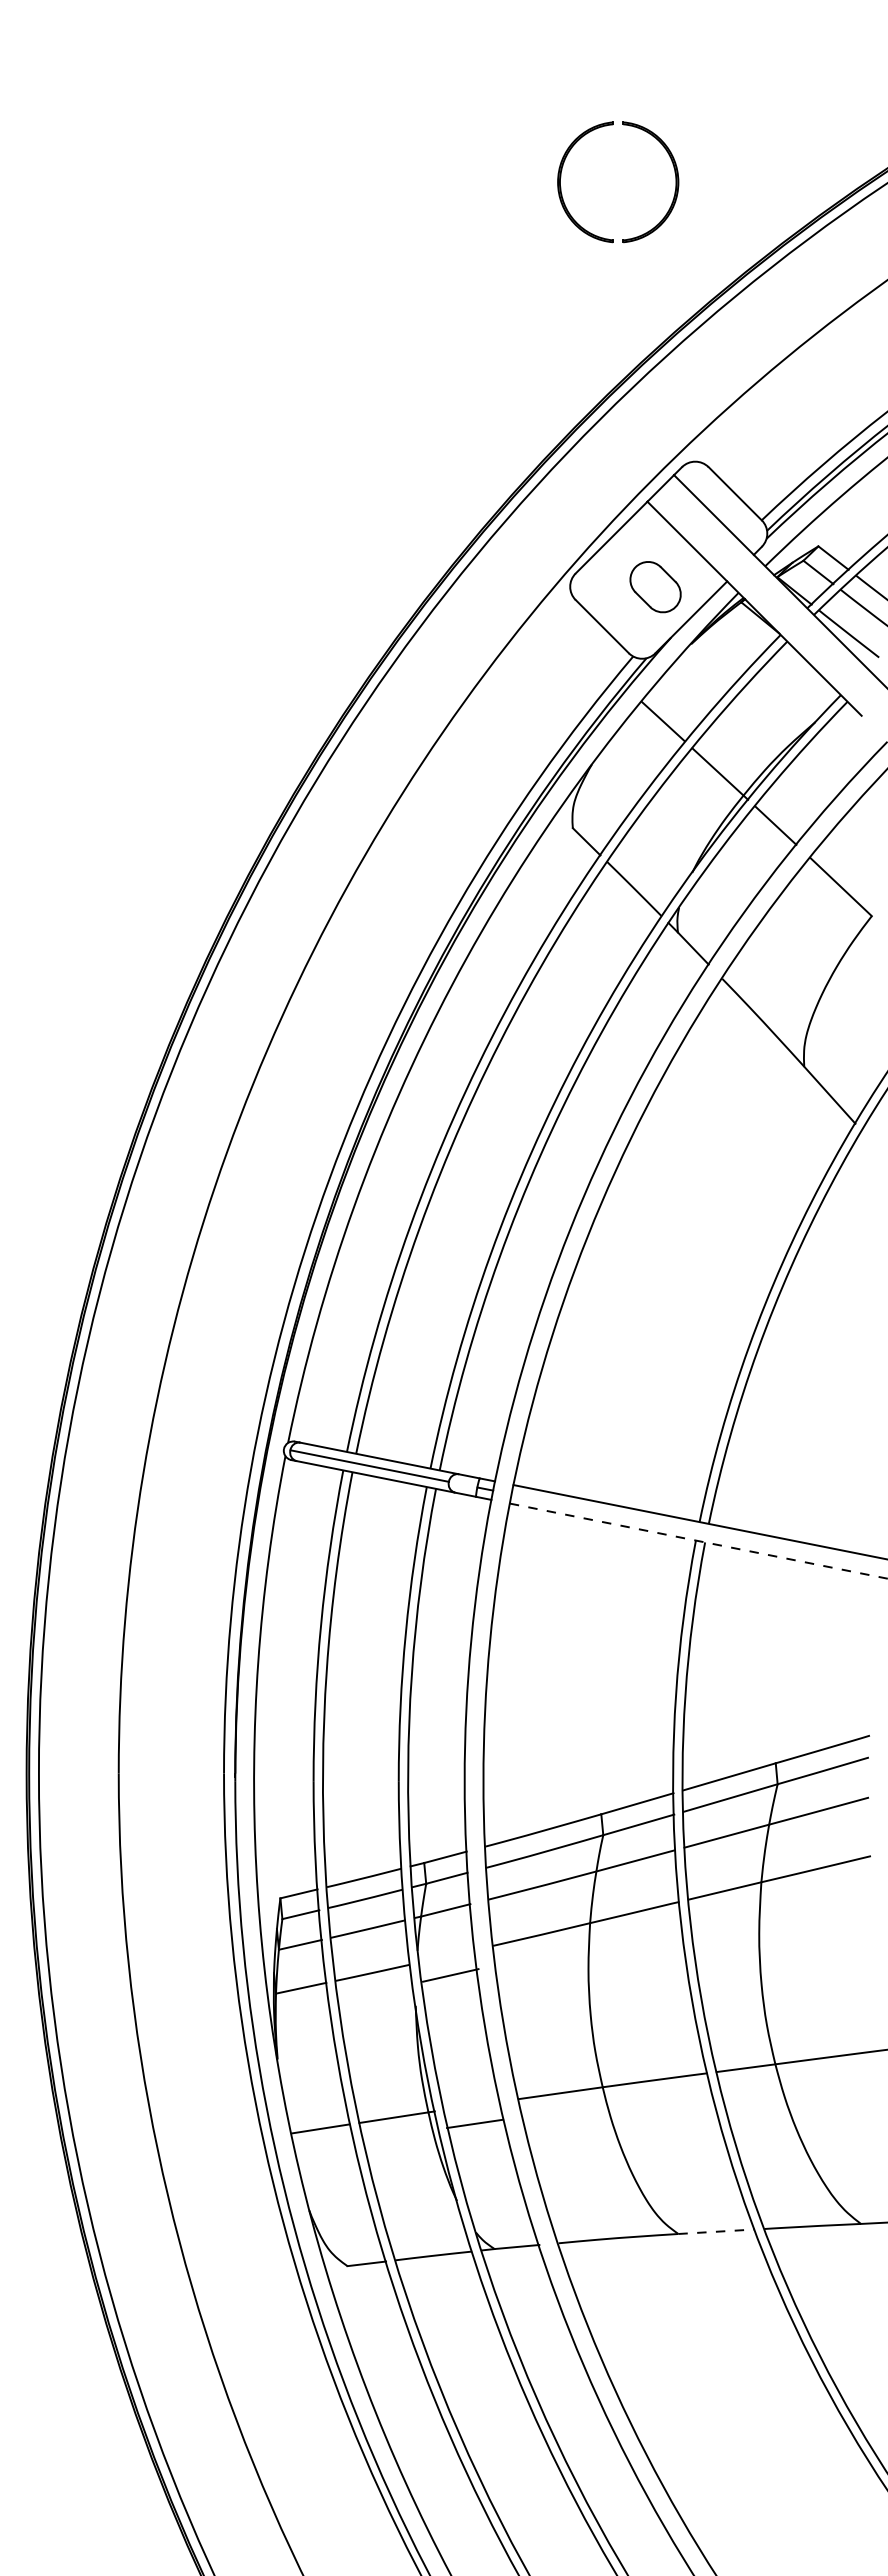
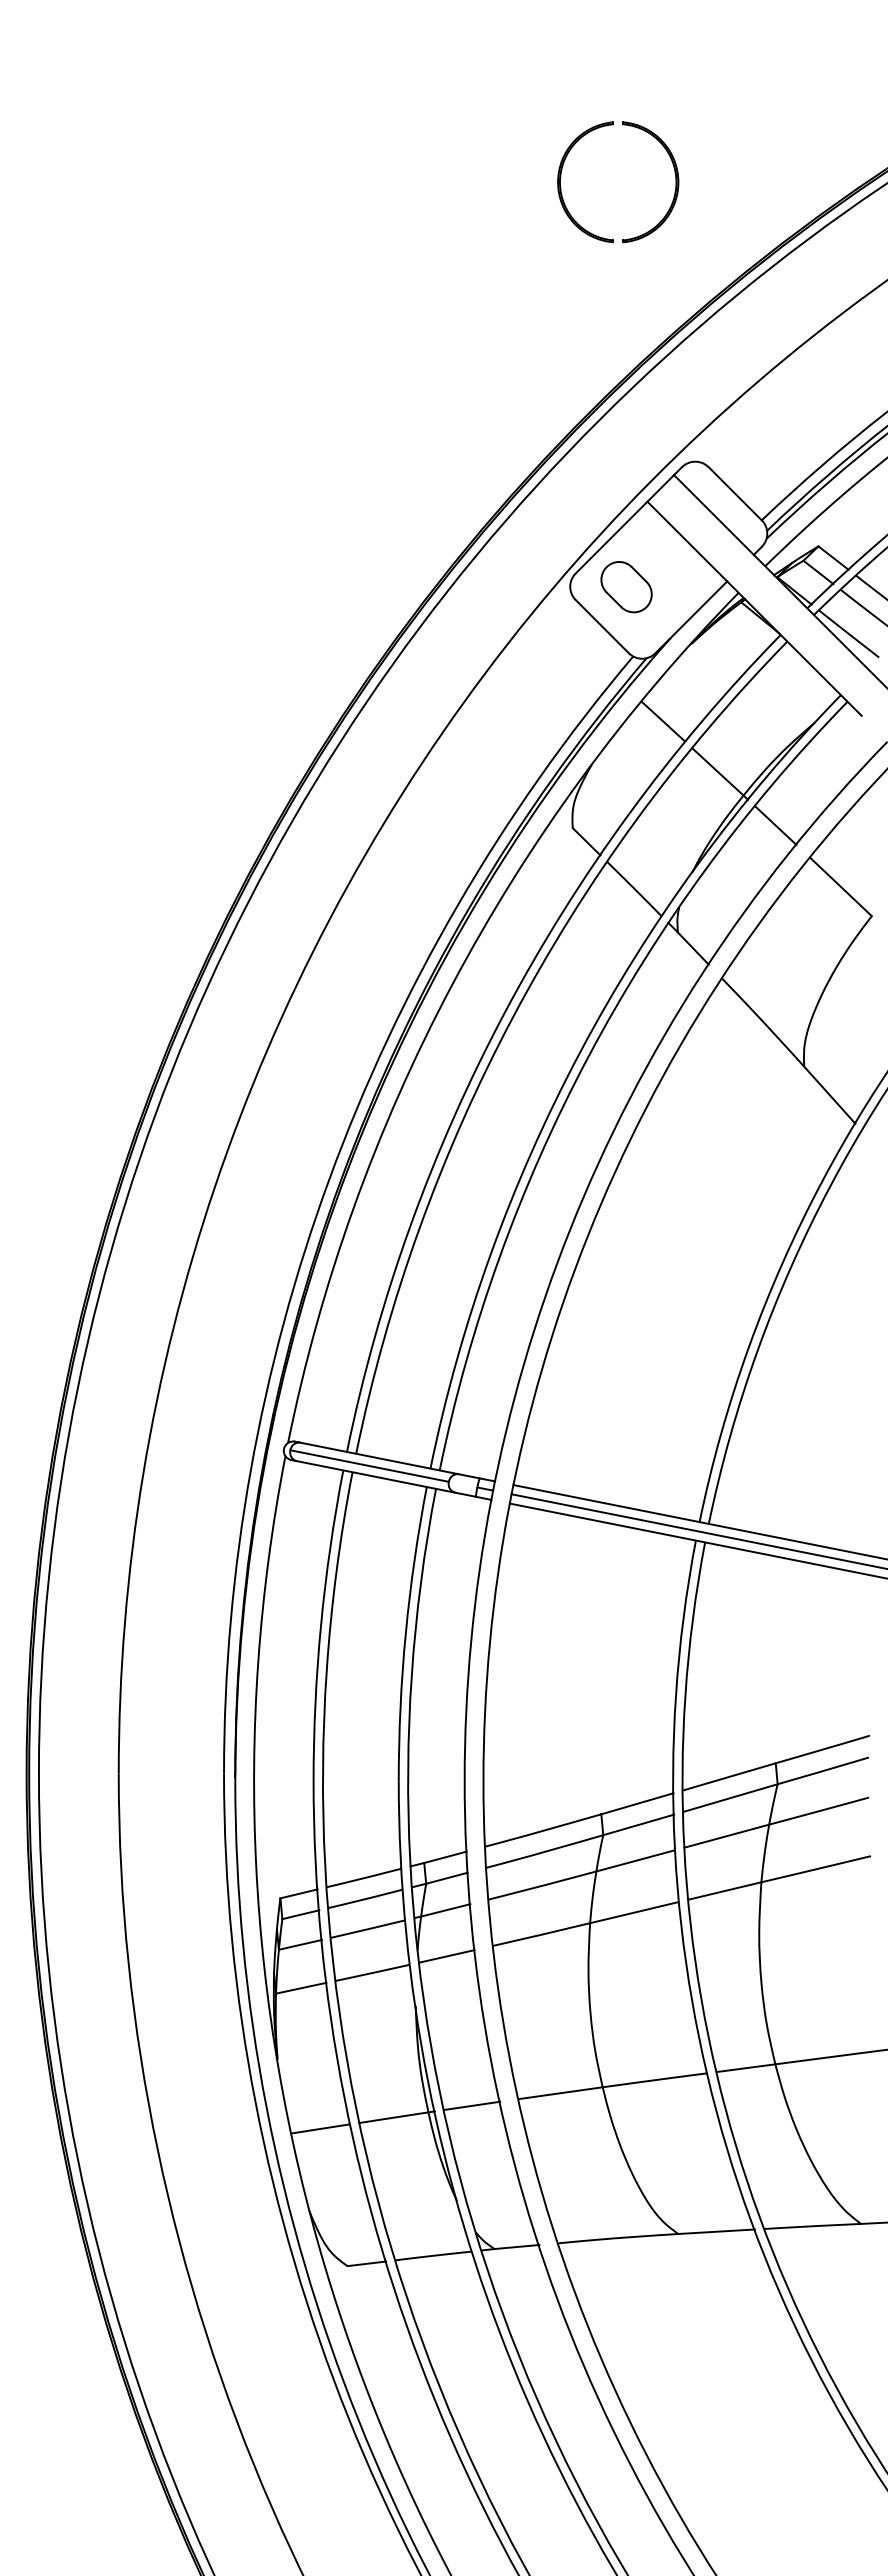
part position: (655, 587) -> (626, 587) (626, 587)
line: none -> present (697, 1531)
line: dashed -> solid (698, 1541)
line position: (450, 1975) -> (446, 1956) (446, 1956)
line position: (475, 2123) -> (472, 2105) (472, 2105)
line: dashed -> solid (717, 2231)
